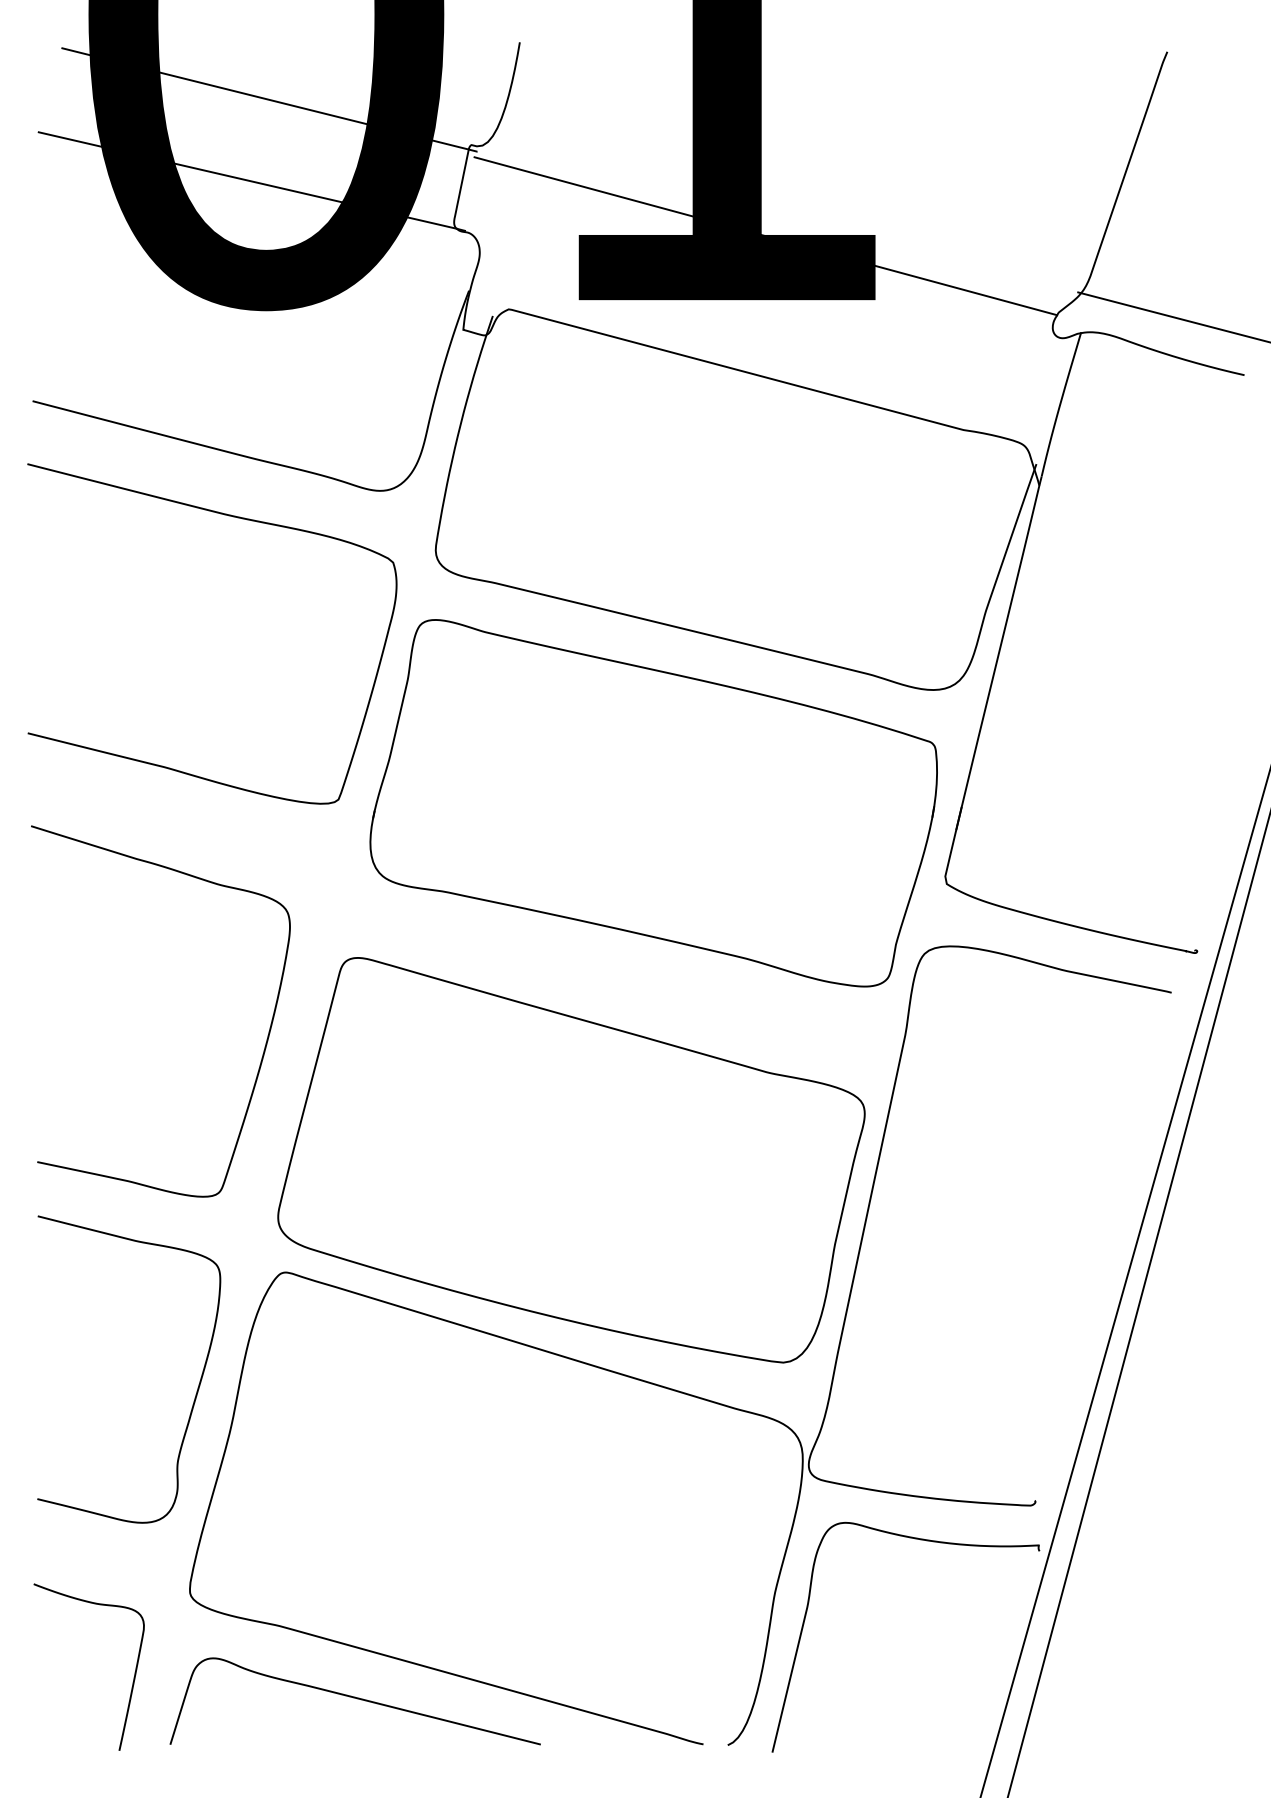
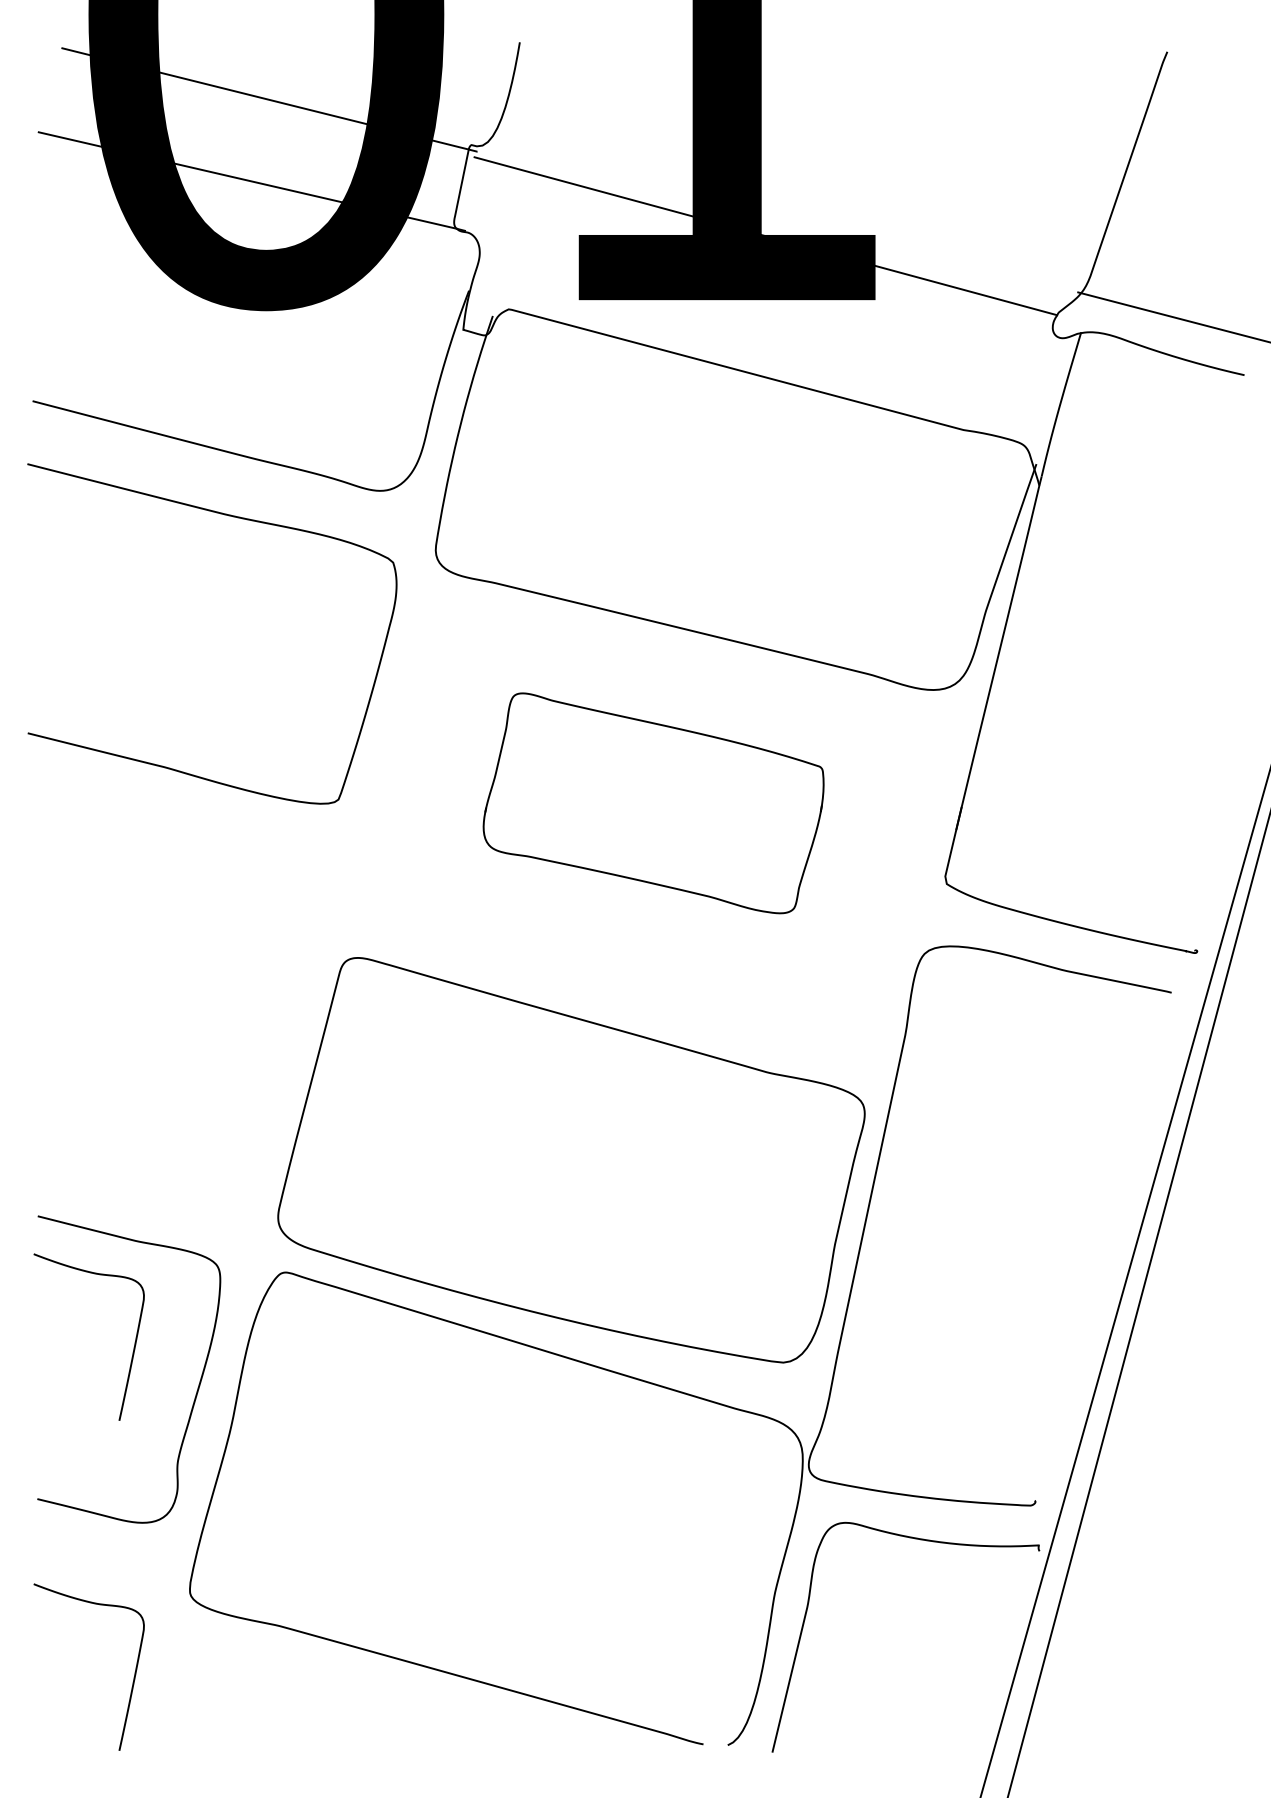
part size: 569x369 px -> 343x223 px (653, 803)
curve: present -> none (266, 1039)
curve: none -> present (133, 1347)
curve: present -> none (354, 1698)
